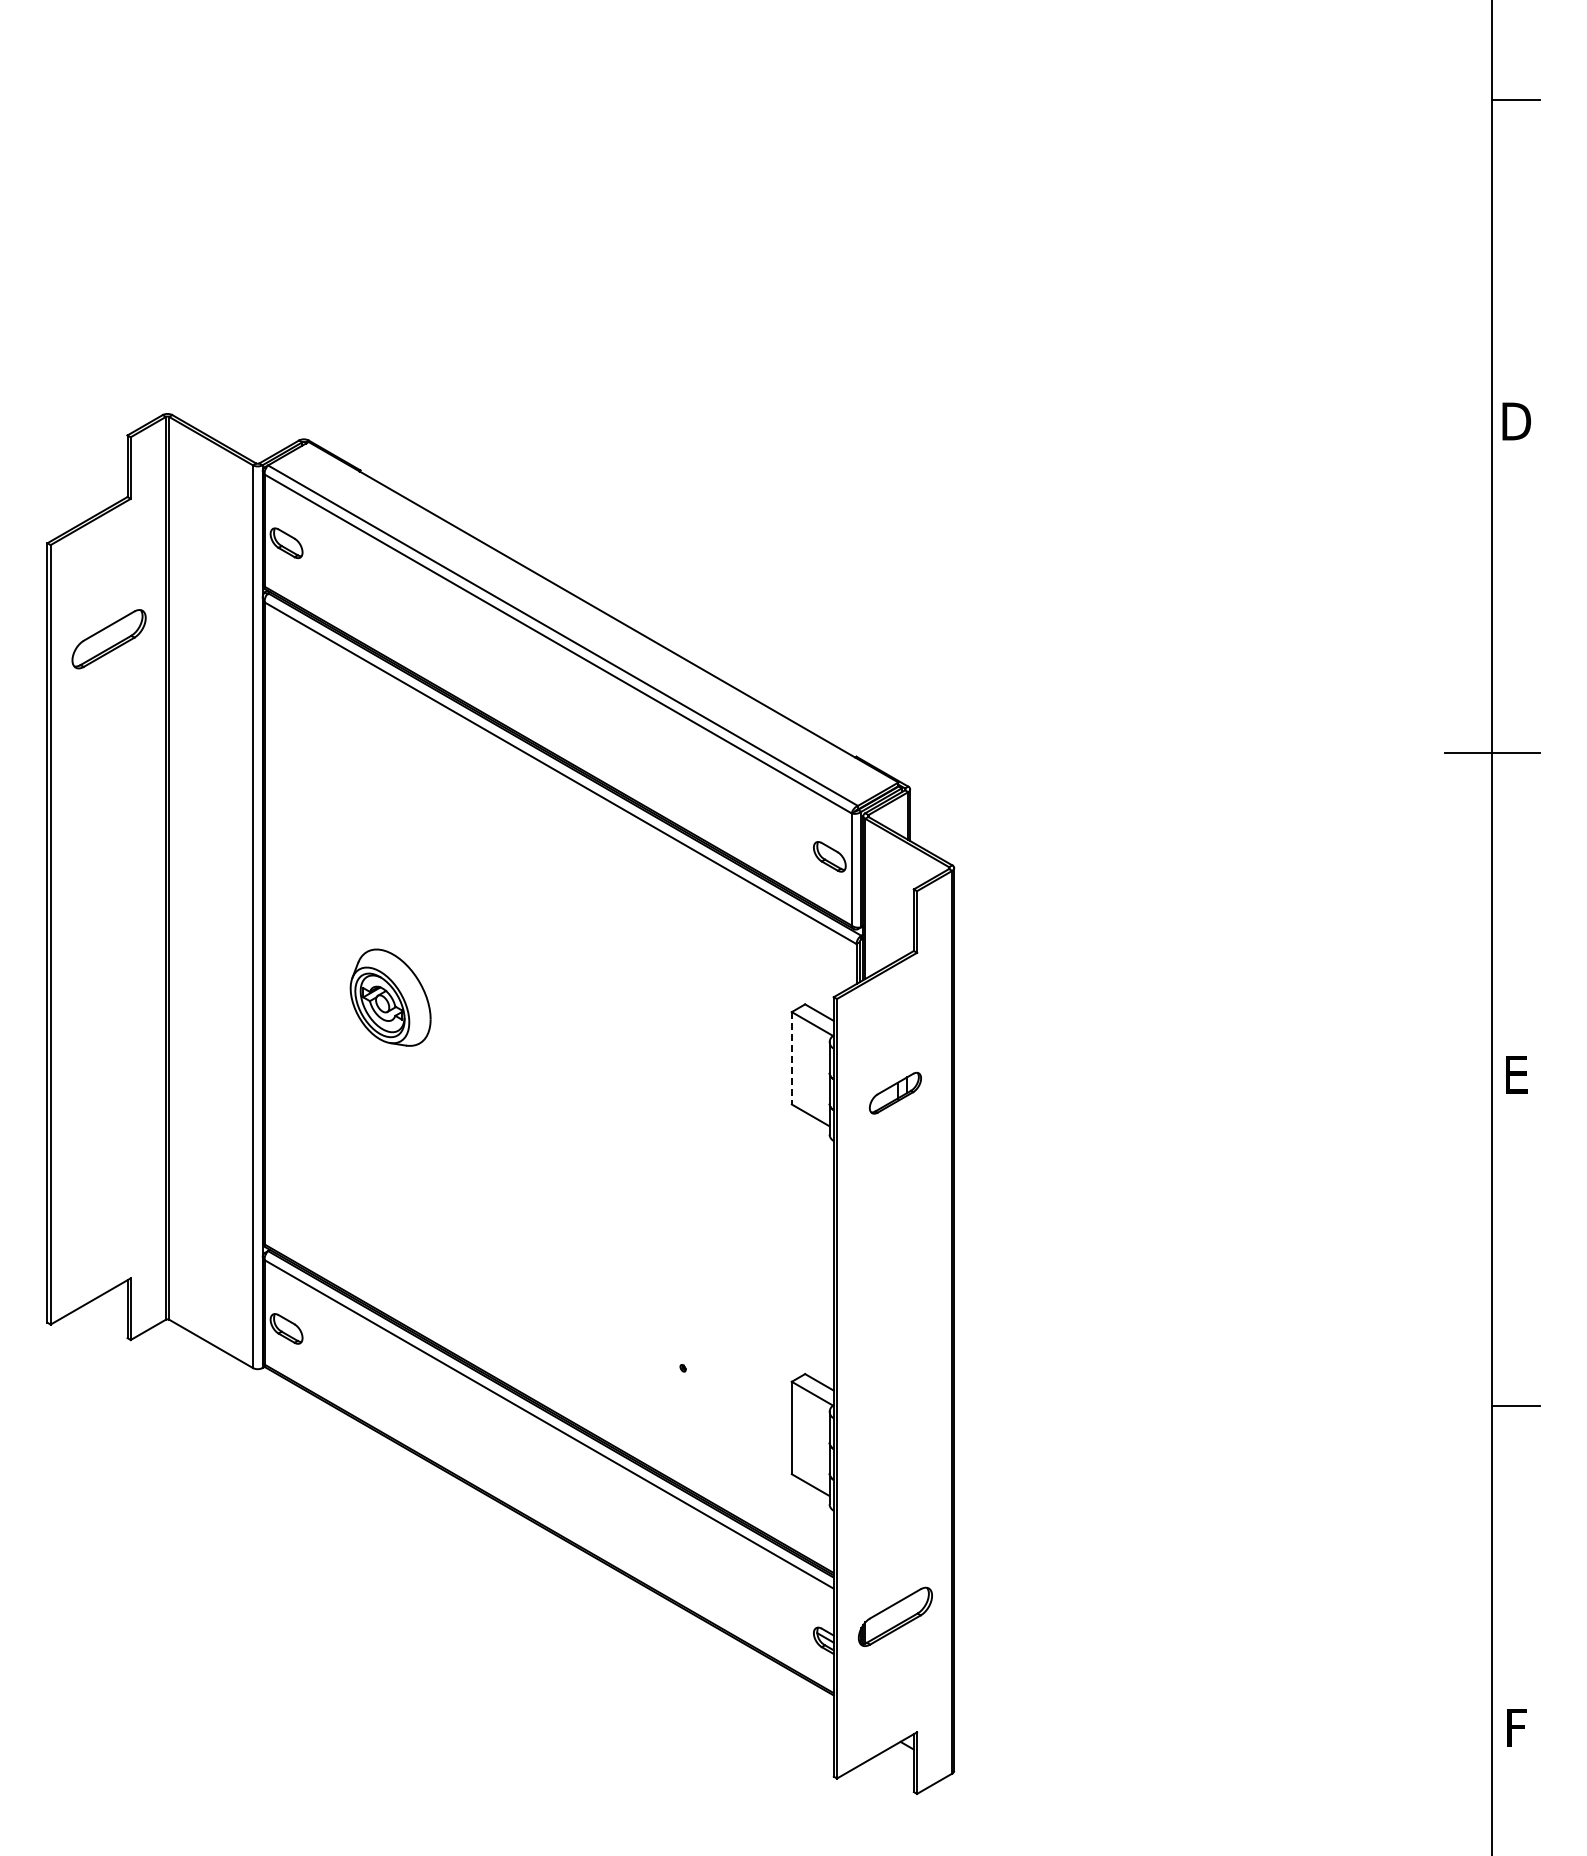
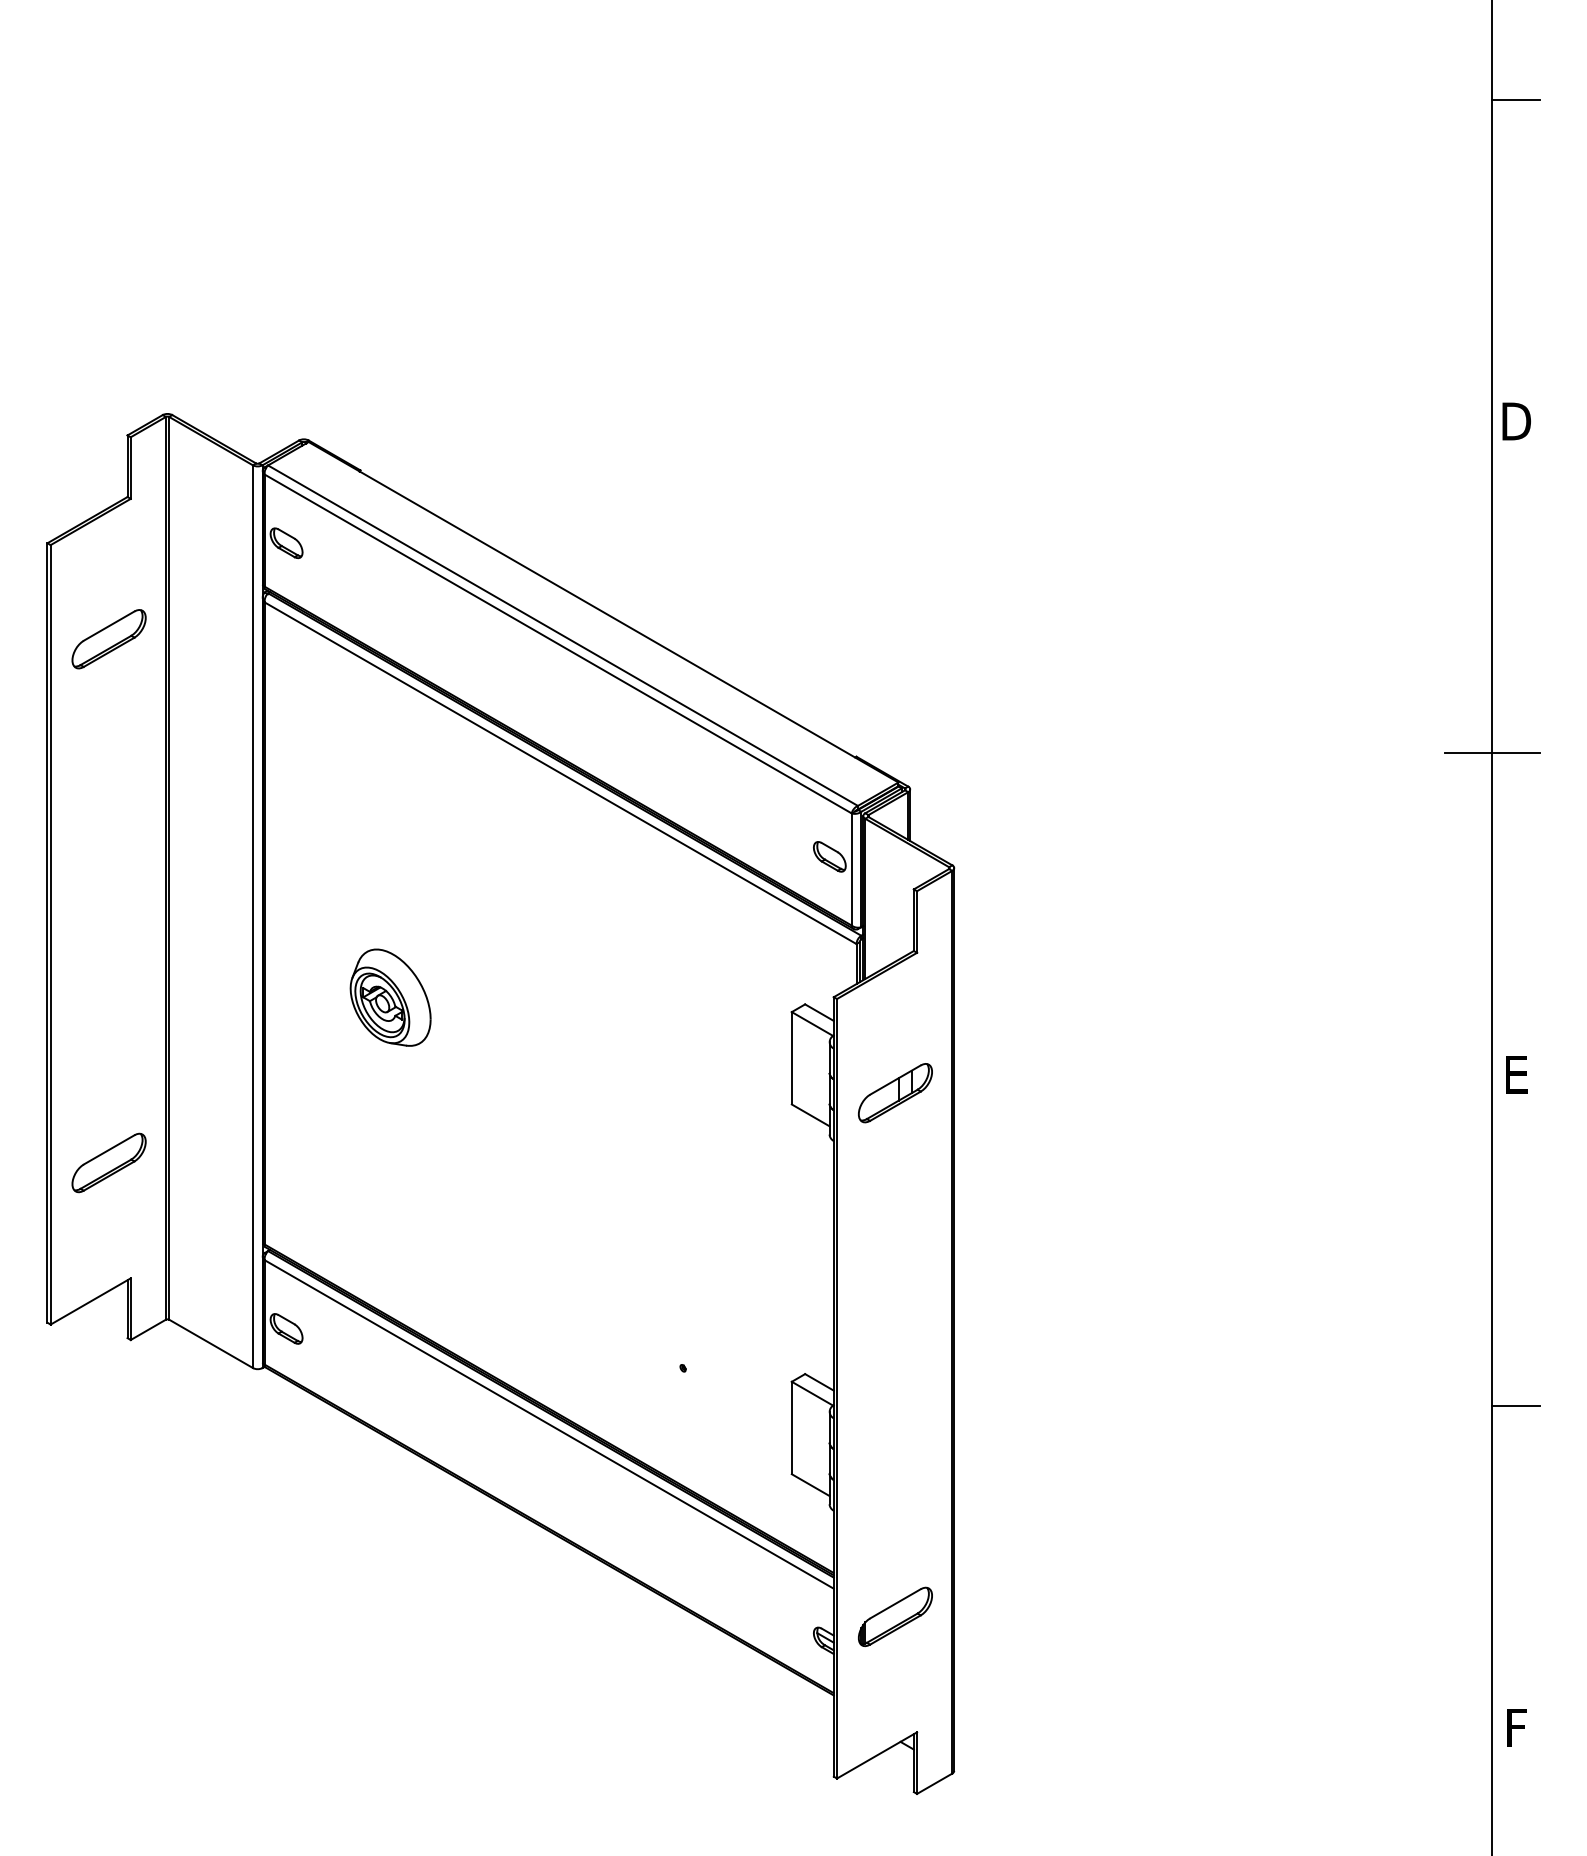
line: dashed -> solid (791, 1058)
part size: 53x44 px -> 75x61 px (895, 1093)
part: none -> present (108, 1162)
